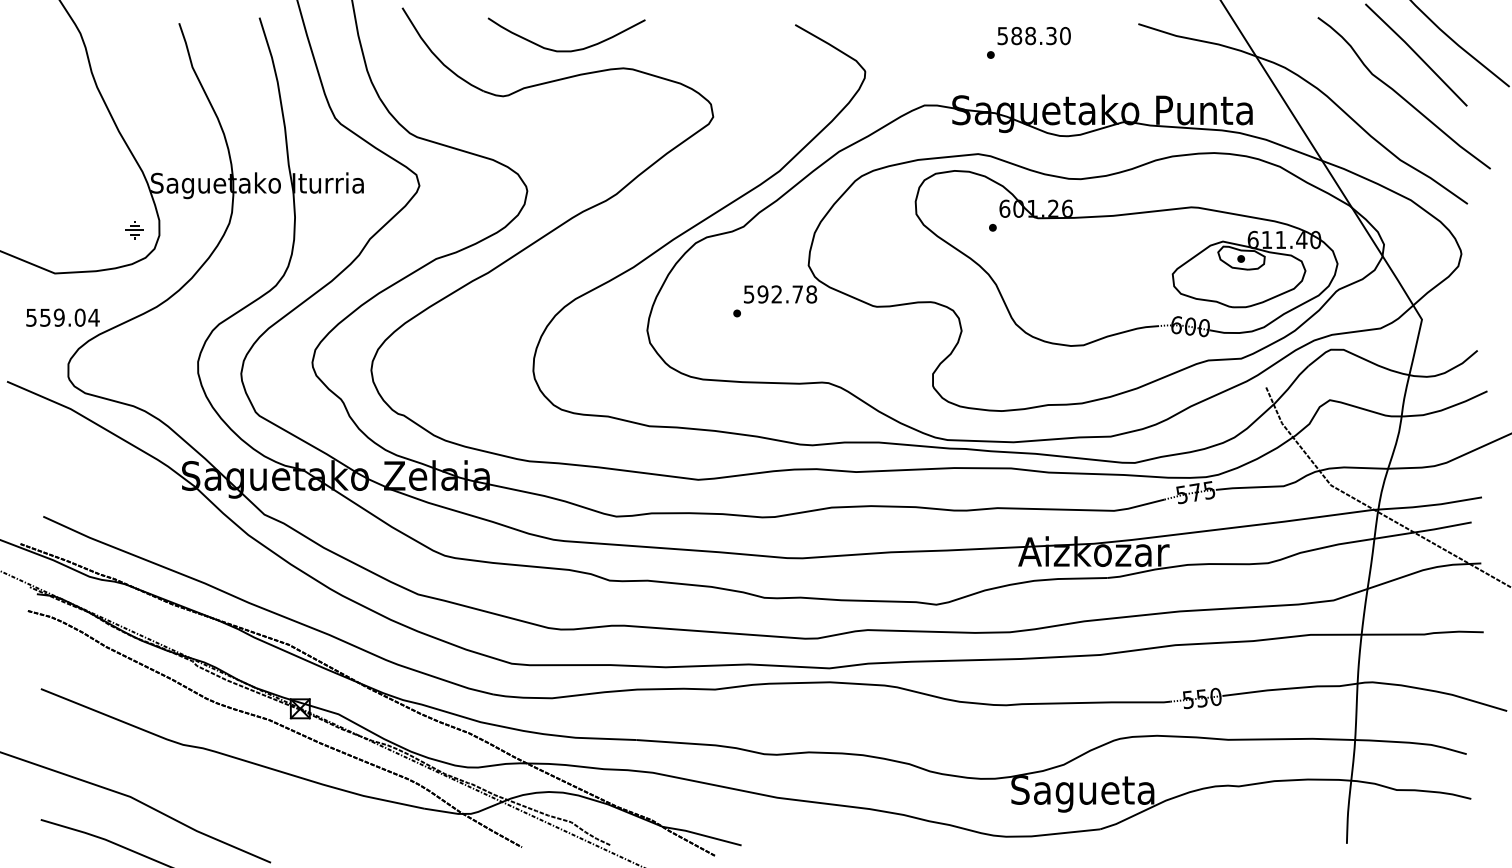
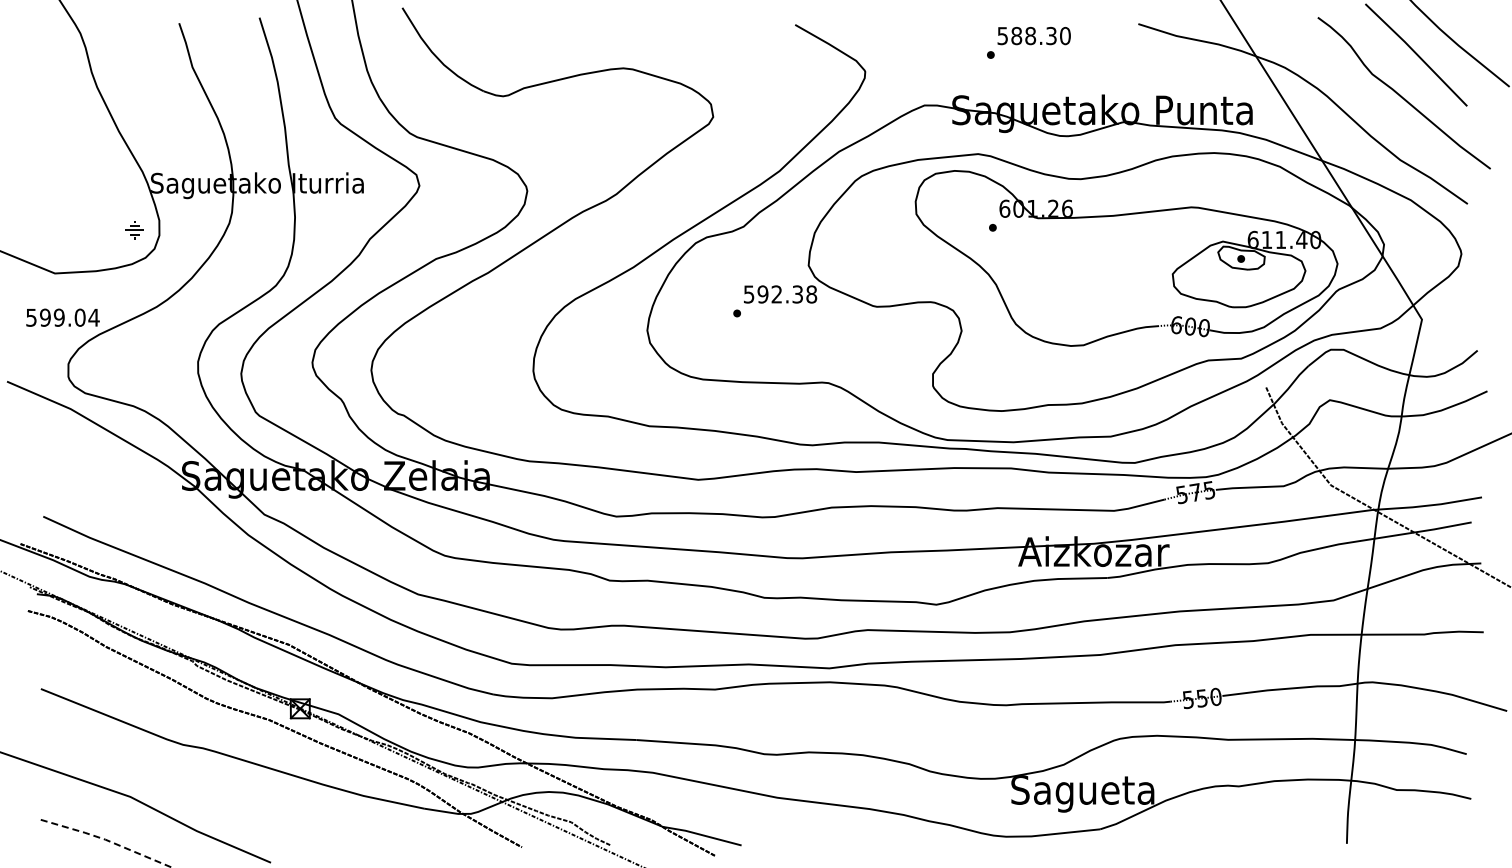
curve: present -> none (566, 50)
text: 592.78 -> 592.38 (797, 294)
text: 559.04 -> 599.04 (45, 317)
line: solid -> dashed (106, 840)
